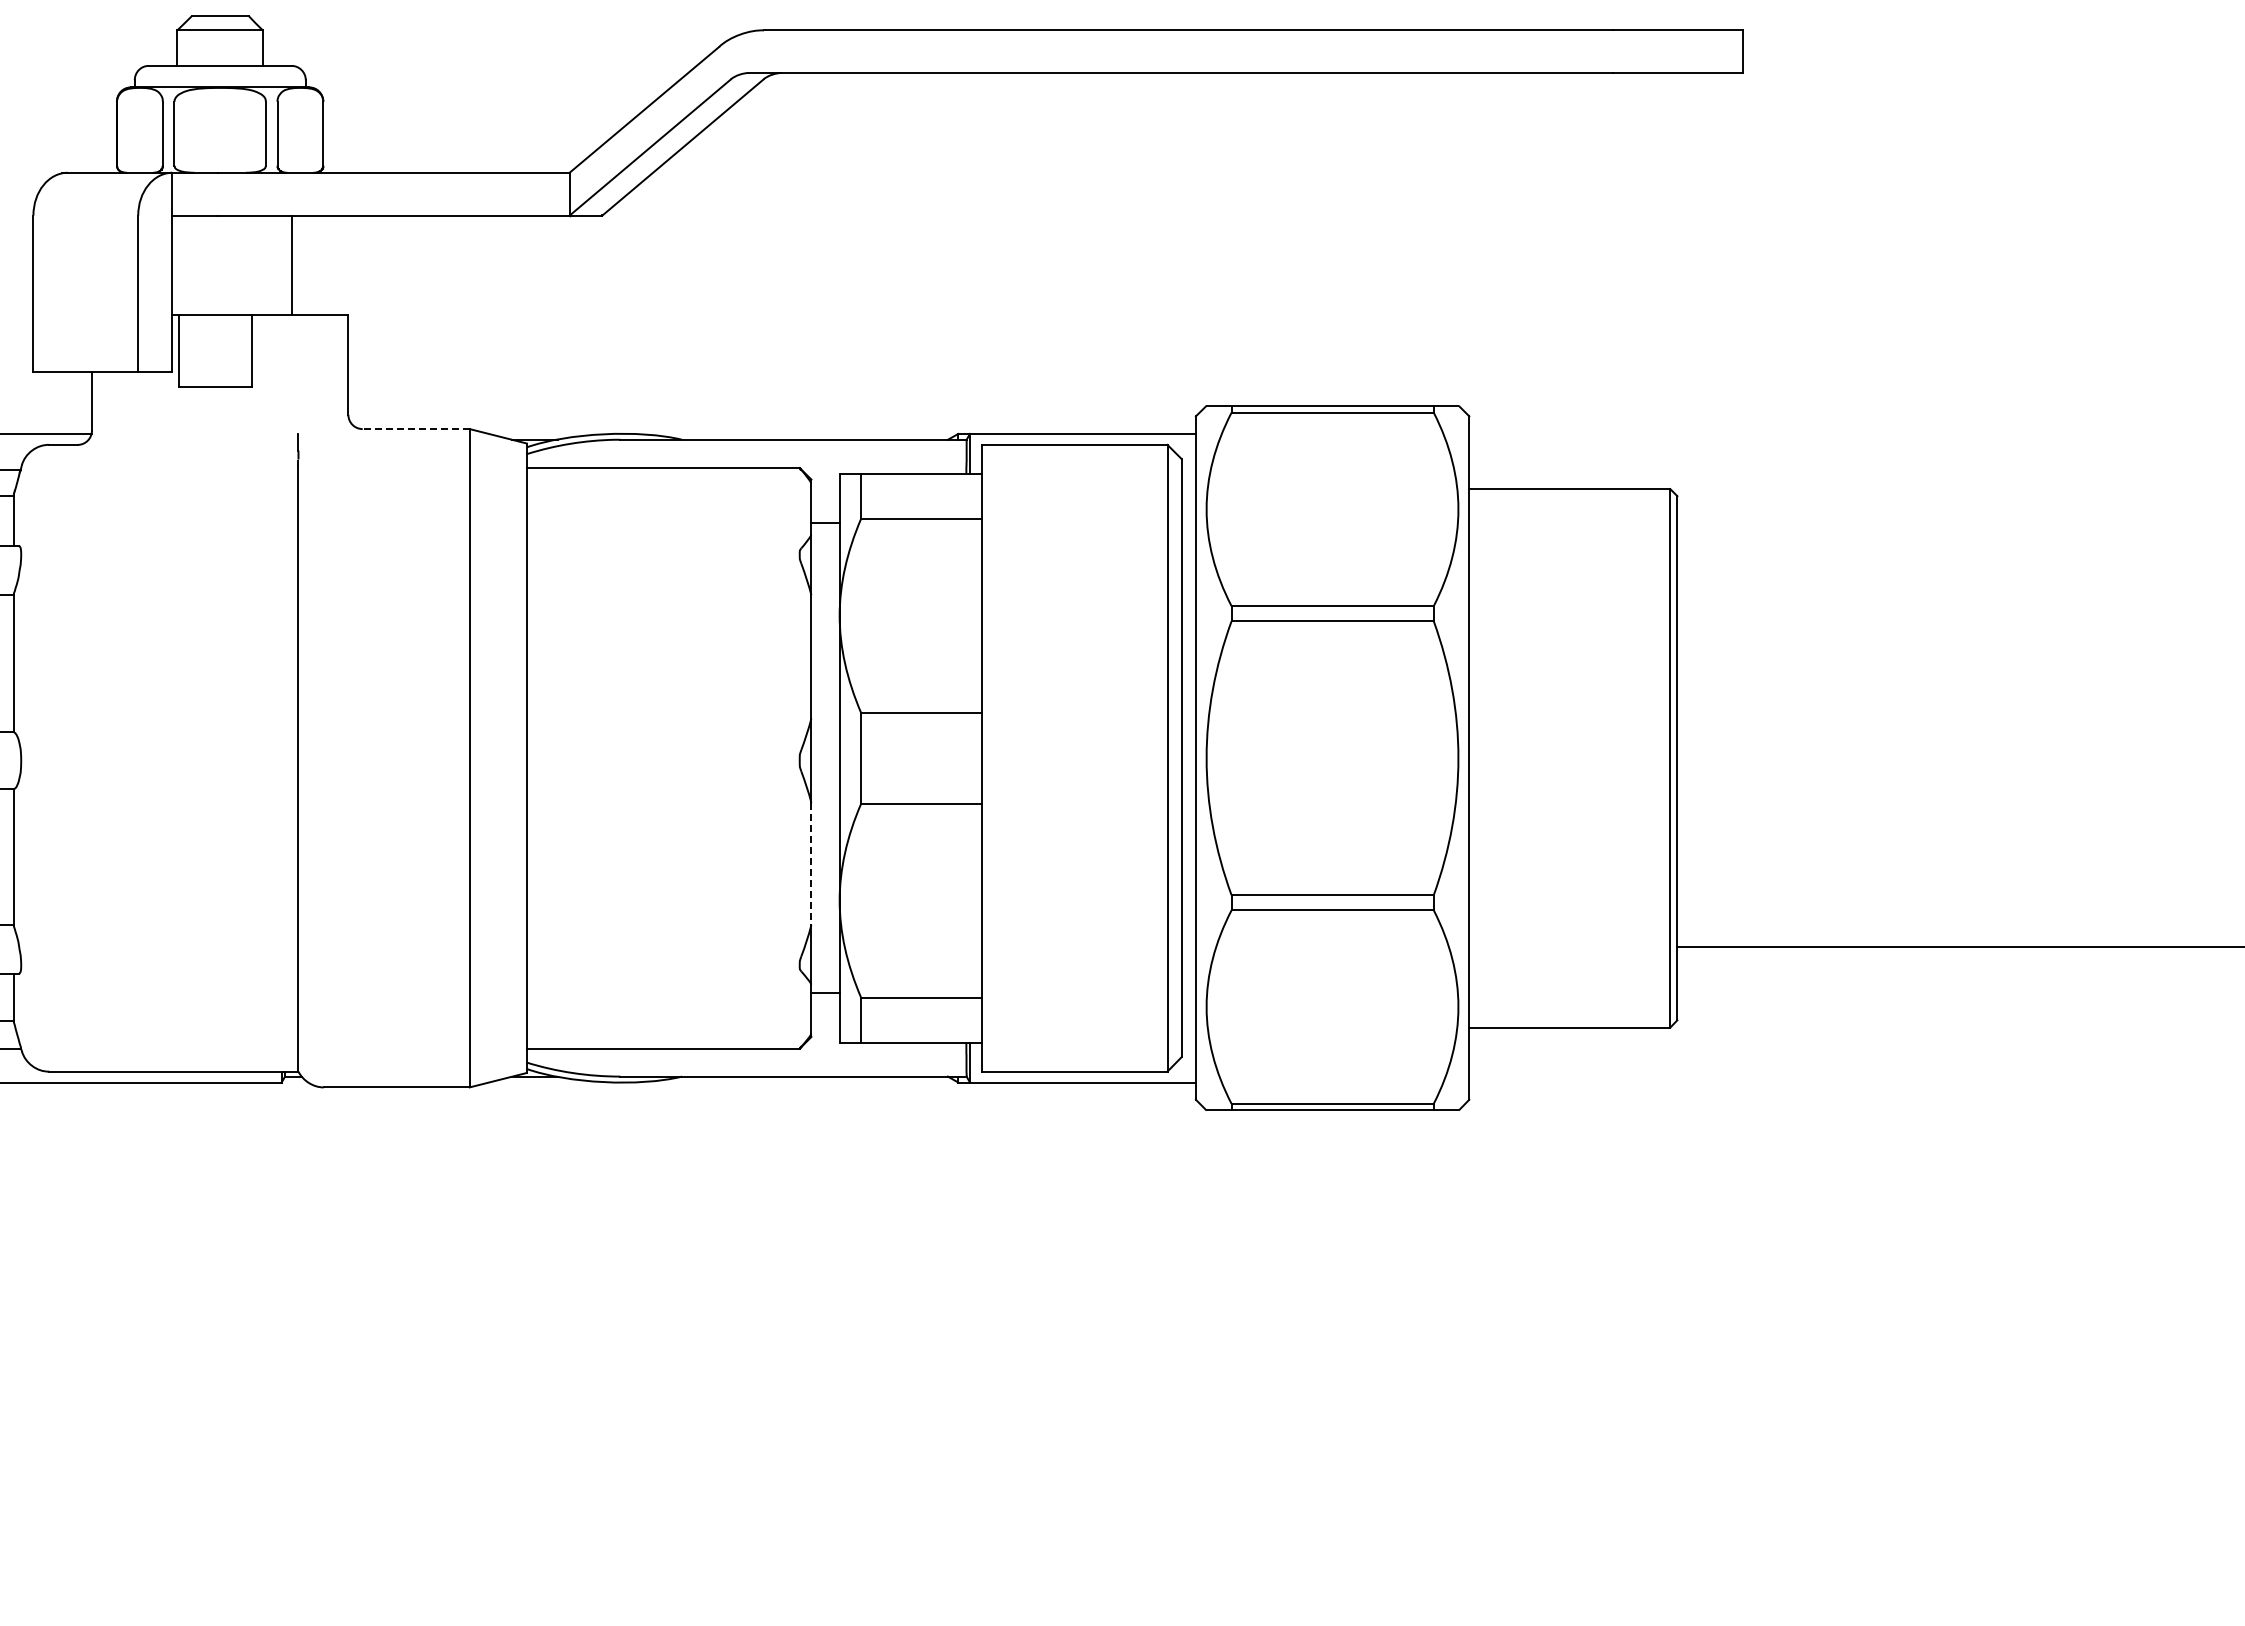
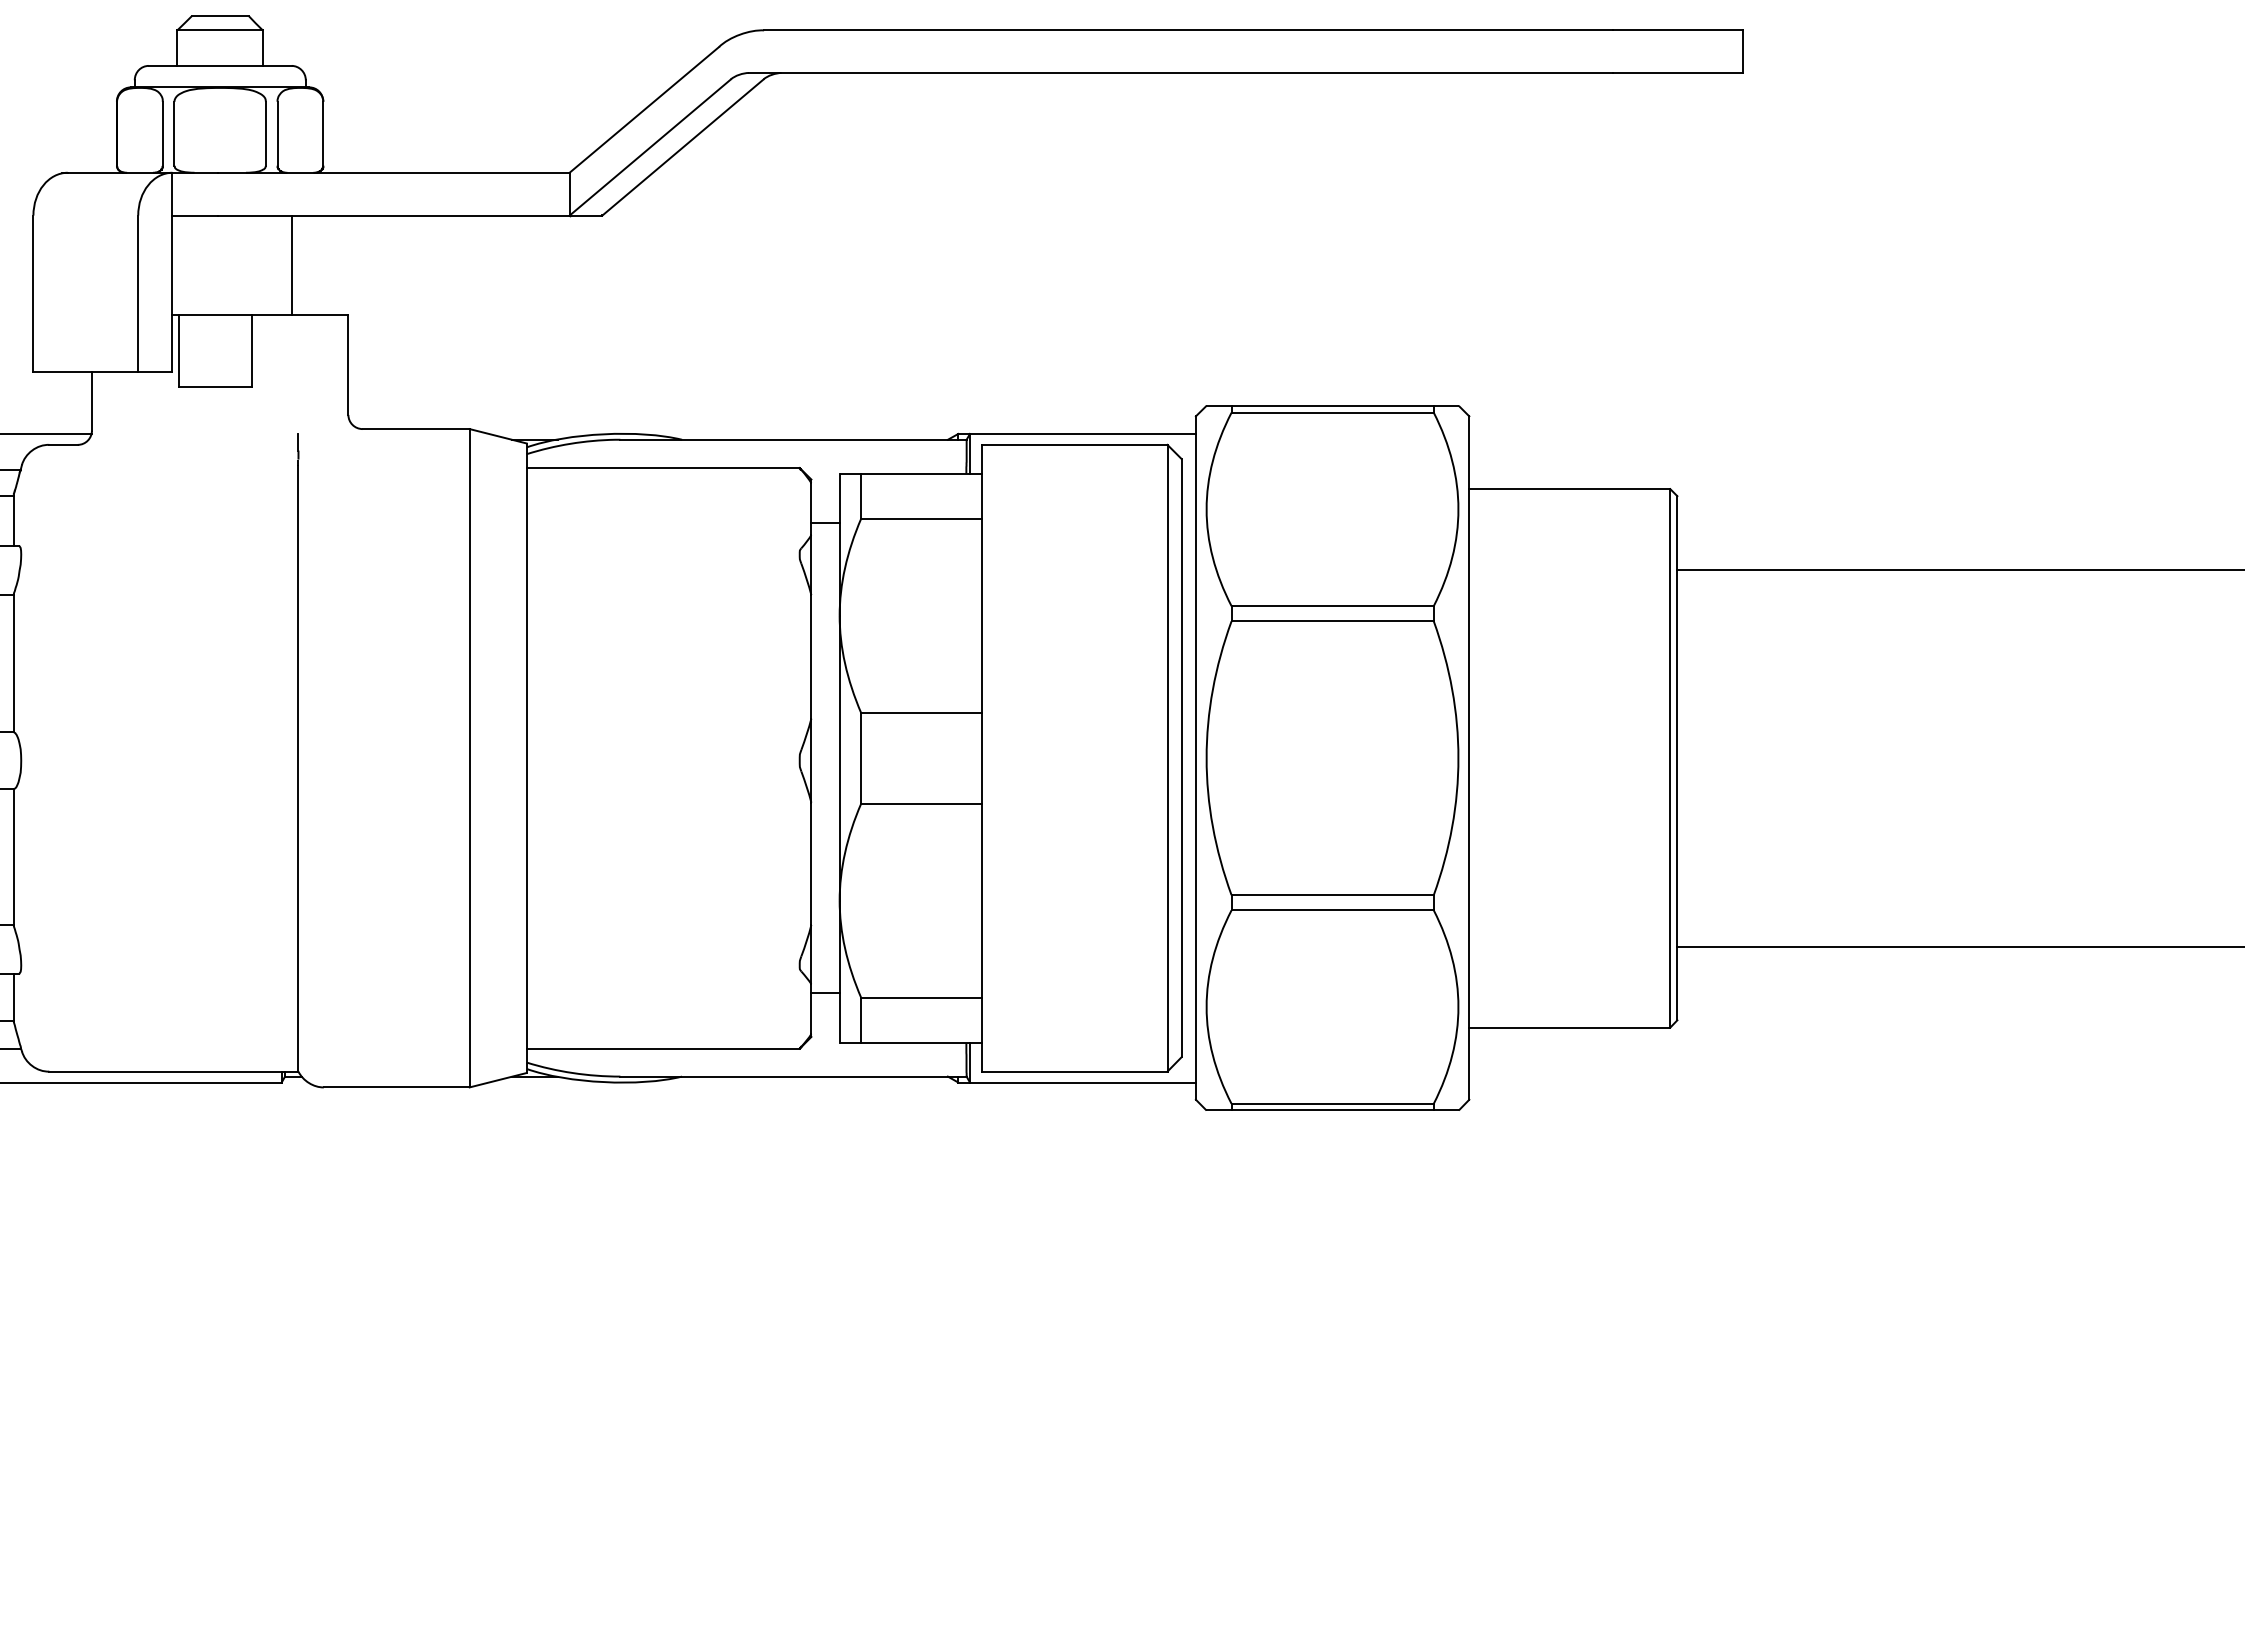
line: dashed -> solid (416, 429)
line: none -> present (1959, 569)
line: dashed -> solid (811, 864)
